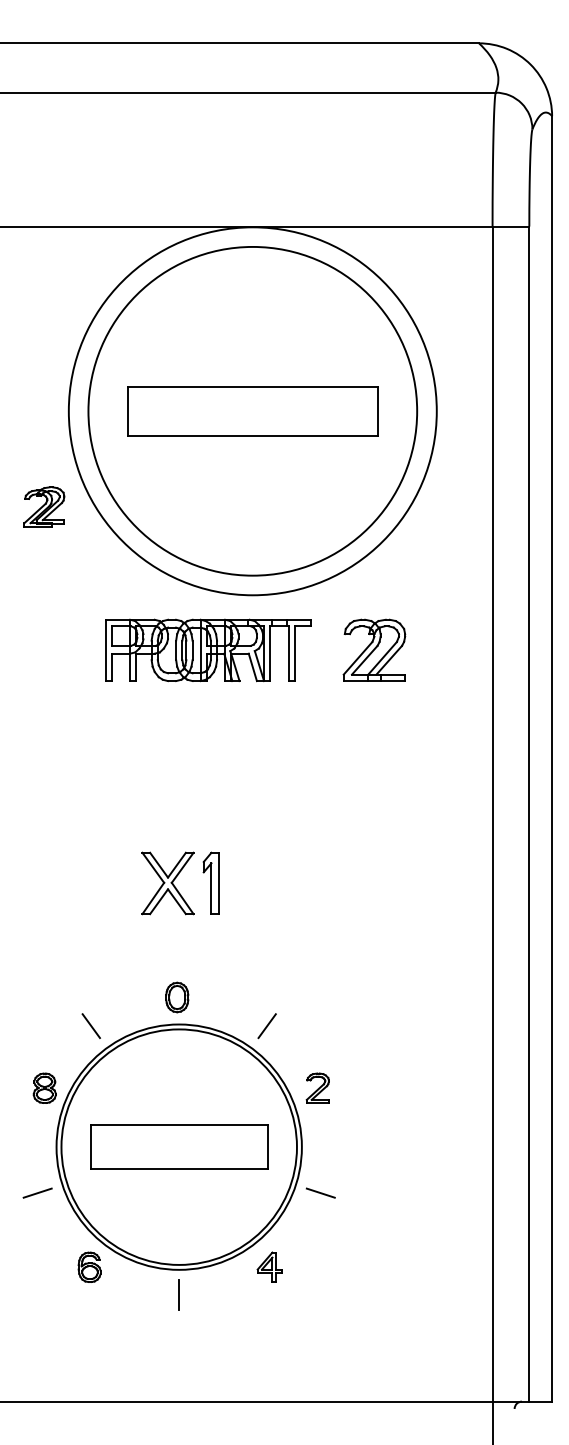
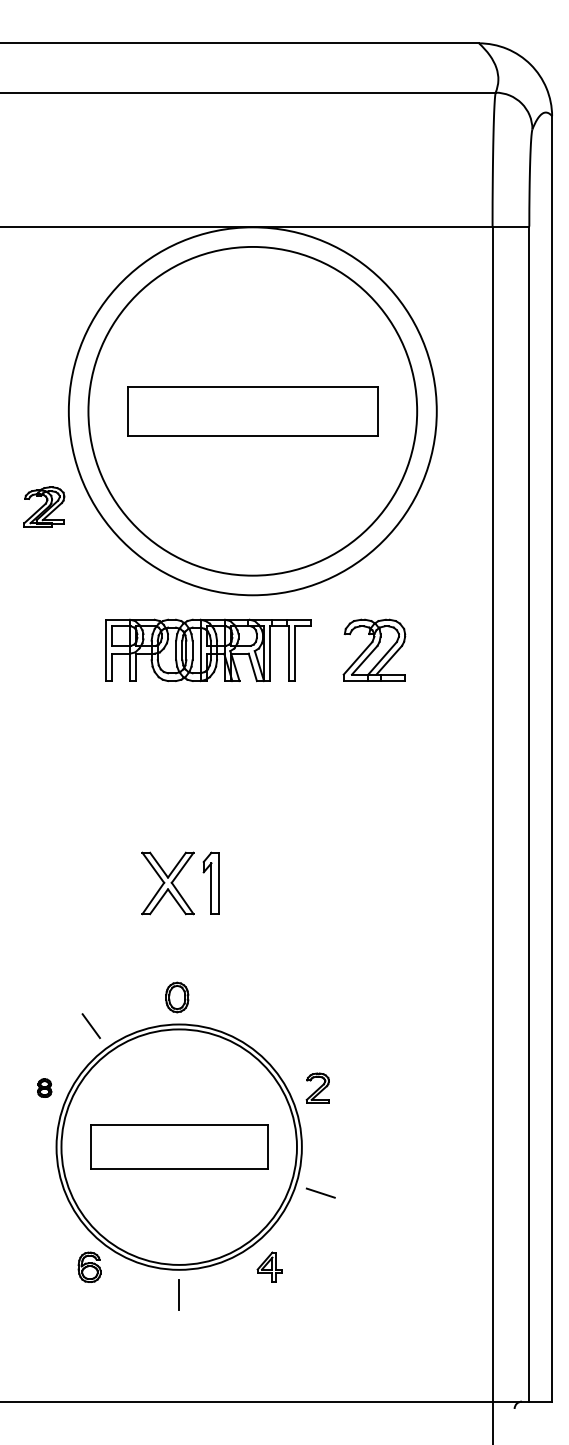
line: present -> none (266, 1026)
part size: 25x32 px -> 16x20 px (44, 1087)
line: present -> none (37, 1192)
